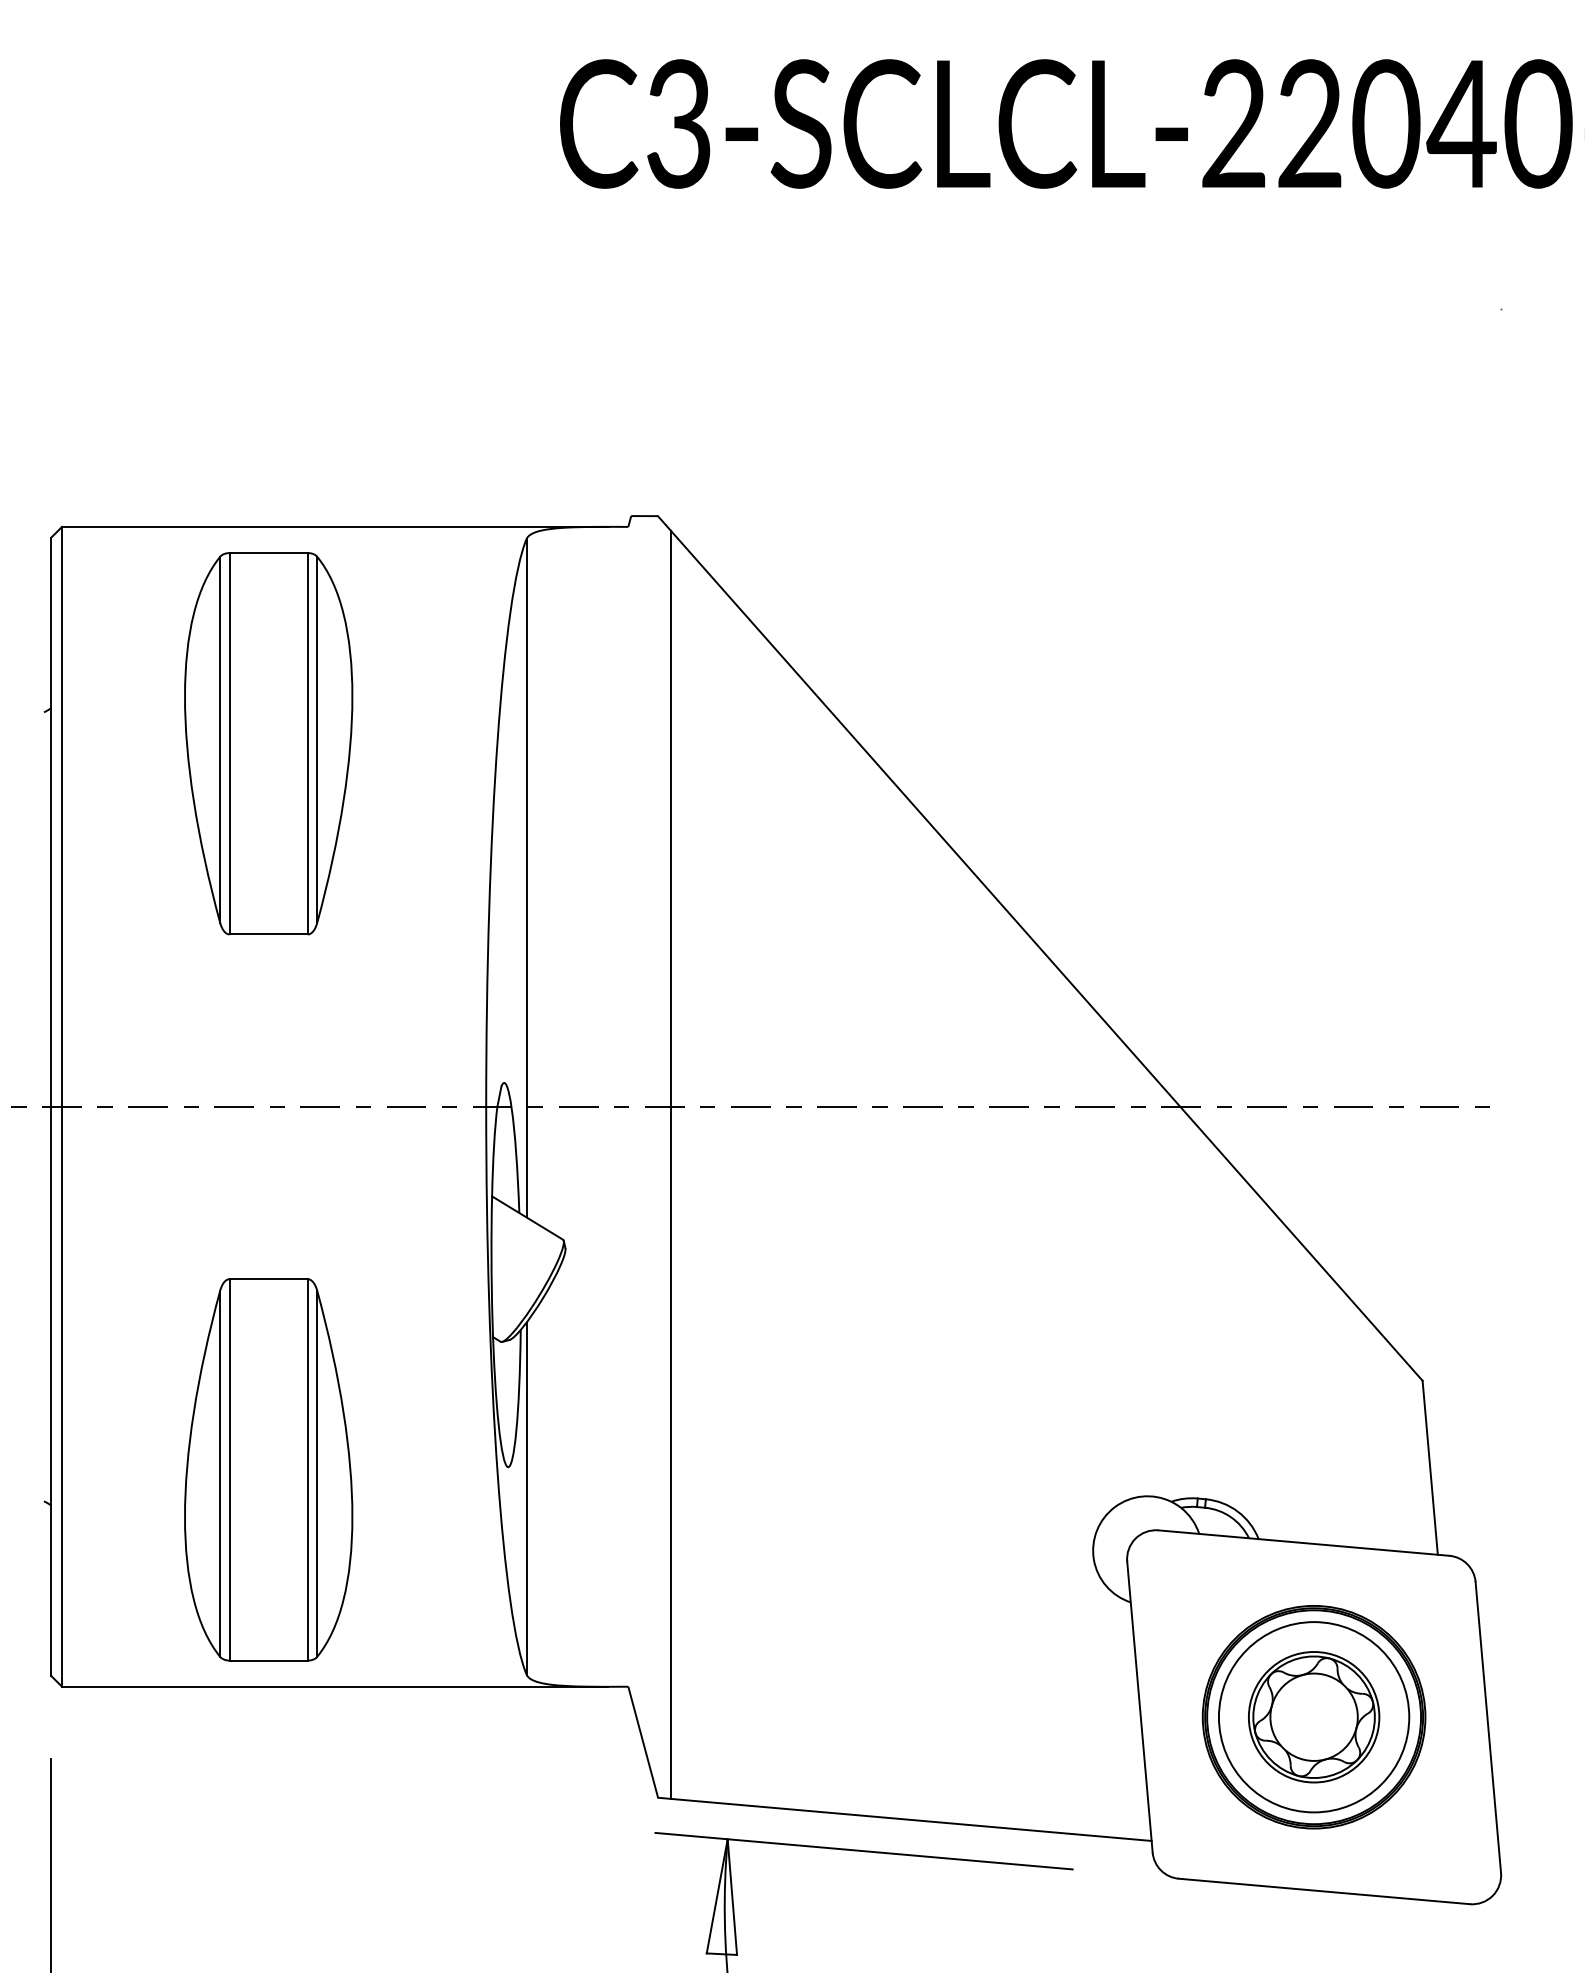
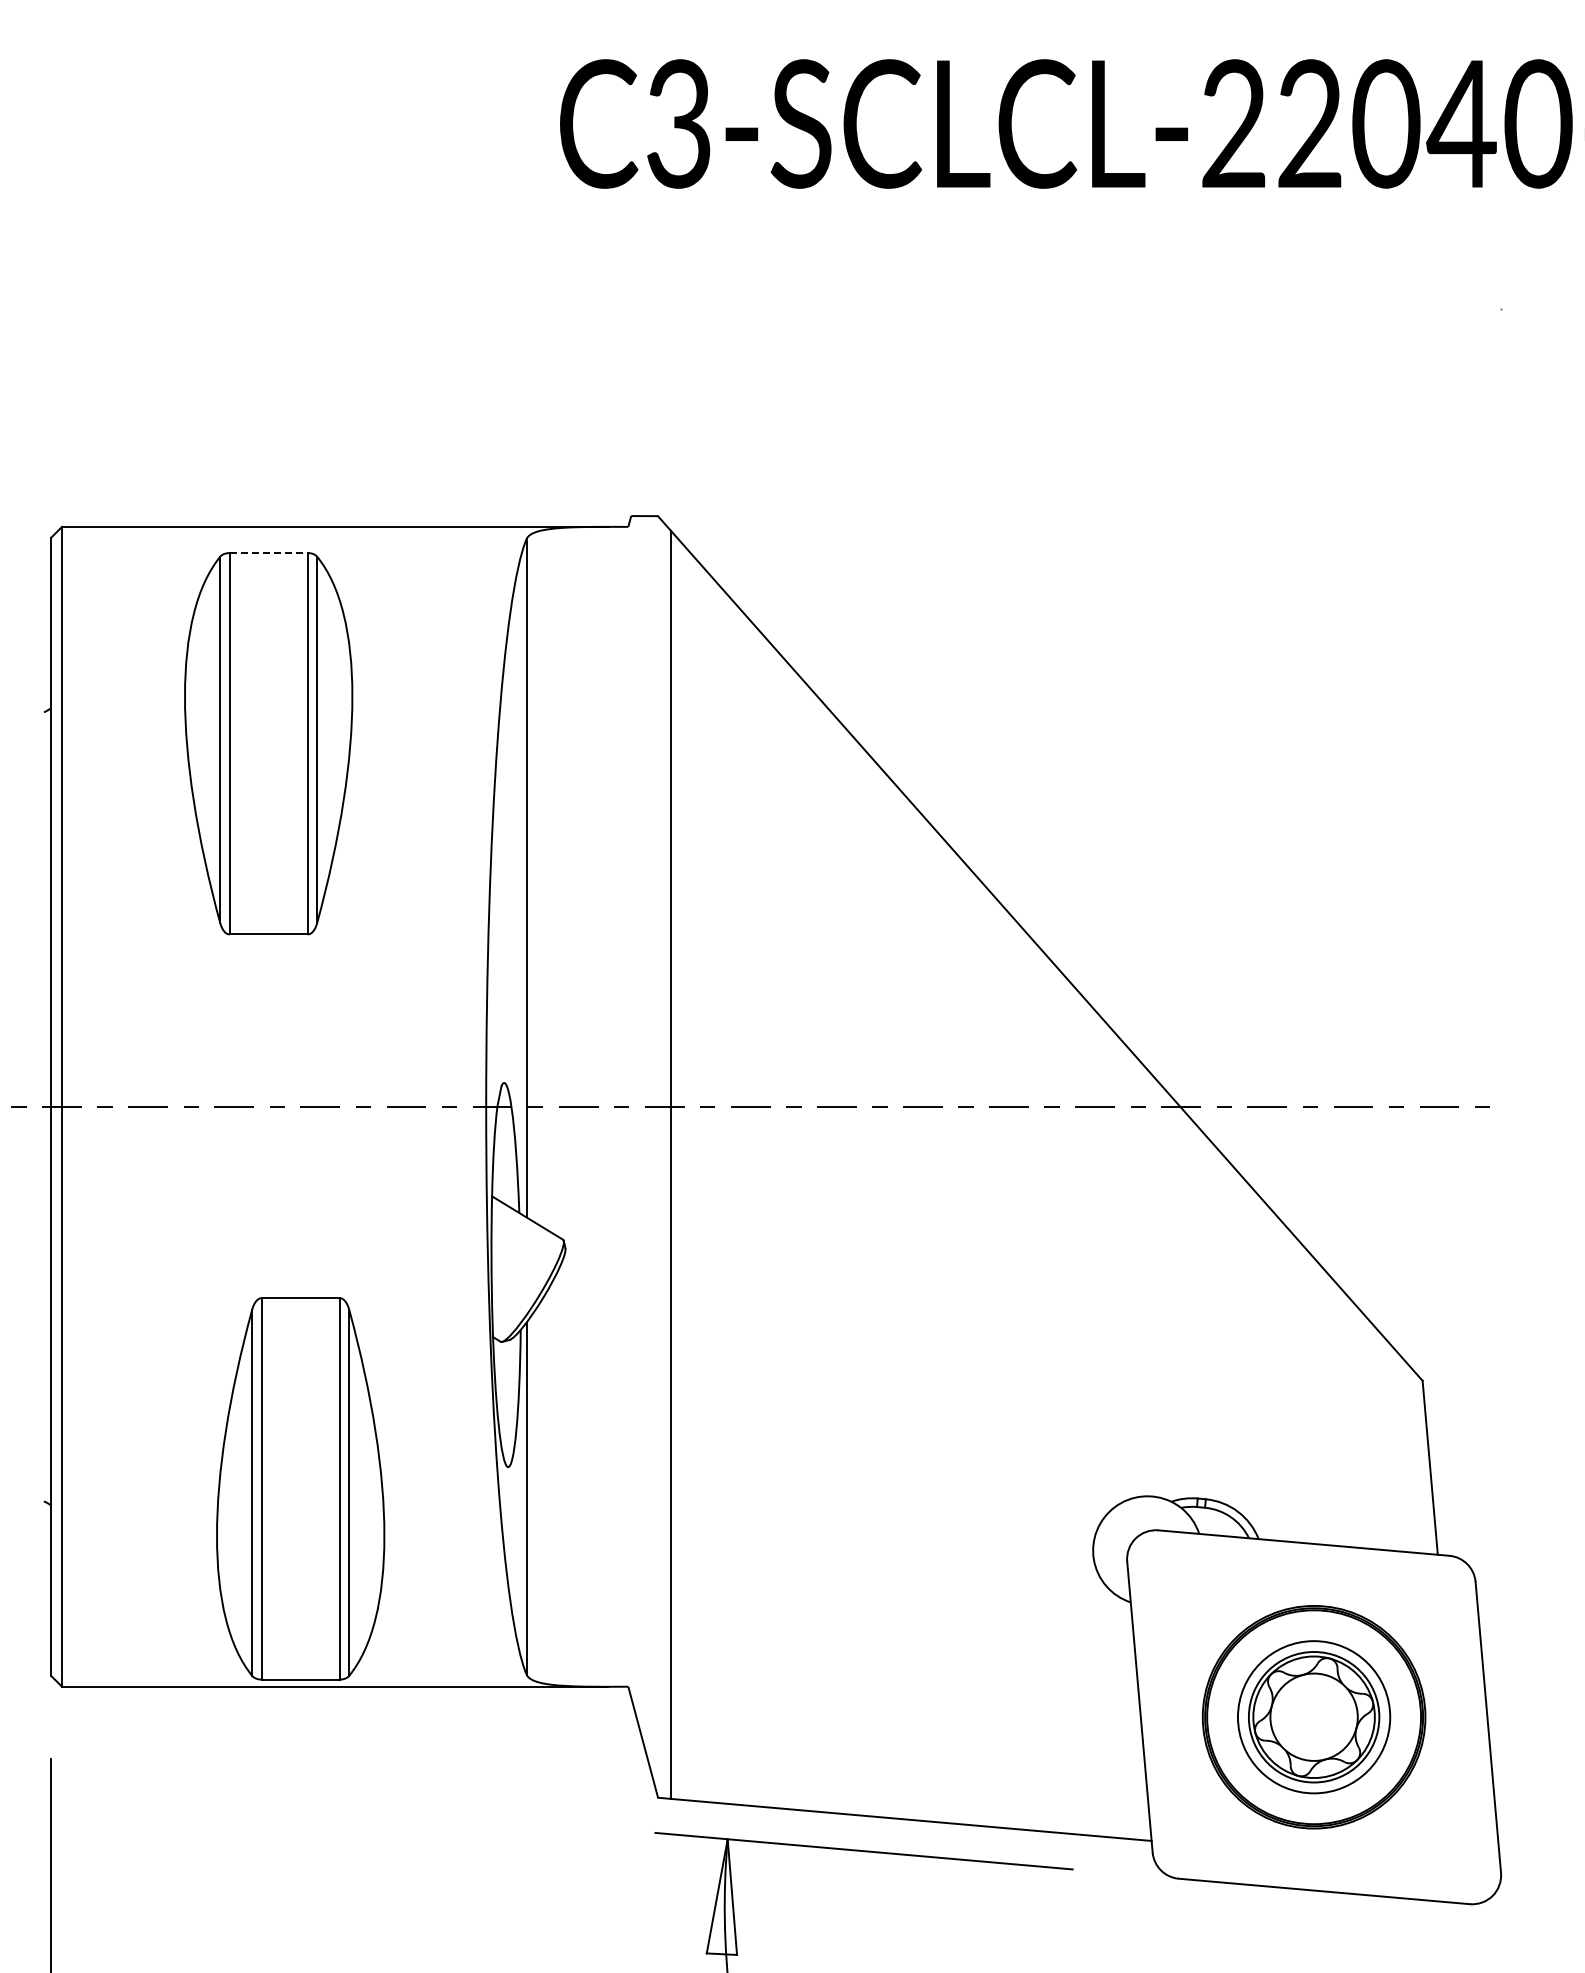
line: solid -> dashed (269, 553)
part position: (268, 1469) -> (300, 1488) (300, 1488)
circle diameter: 190 px -> 152 px (1313, 1717)
